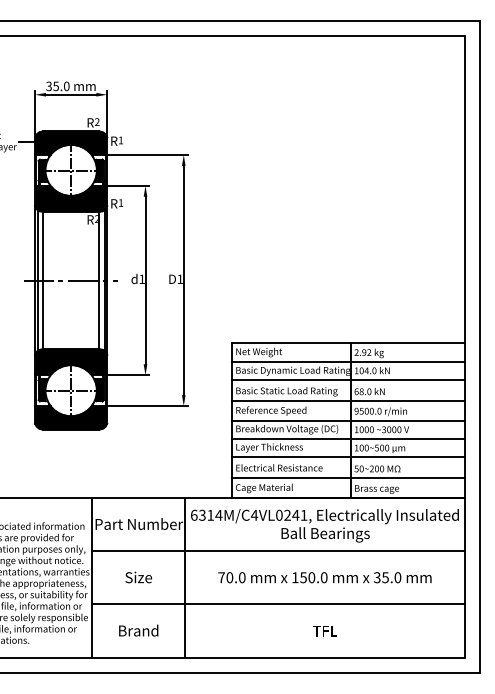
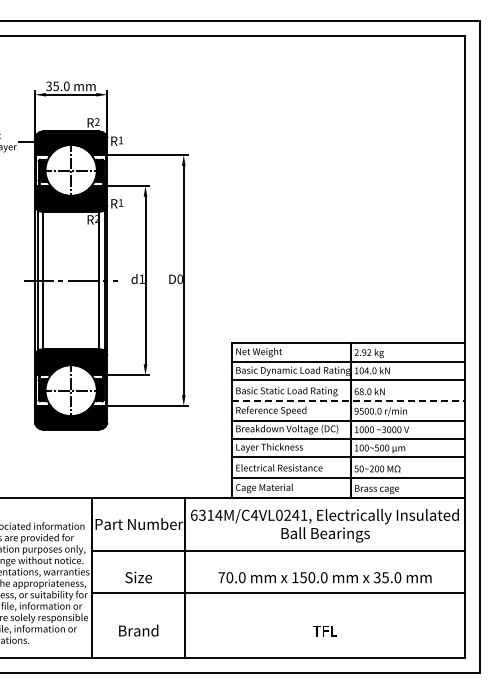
text: D1 -> D0 (179, 279)
line: solid -> dashed (349, 400)
line position: (278, 604) -> (278, 593) (278, 593)
